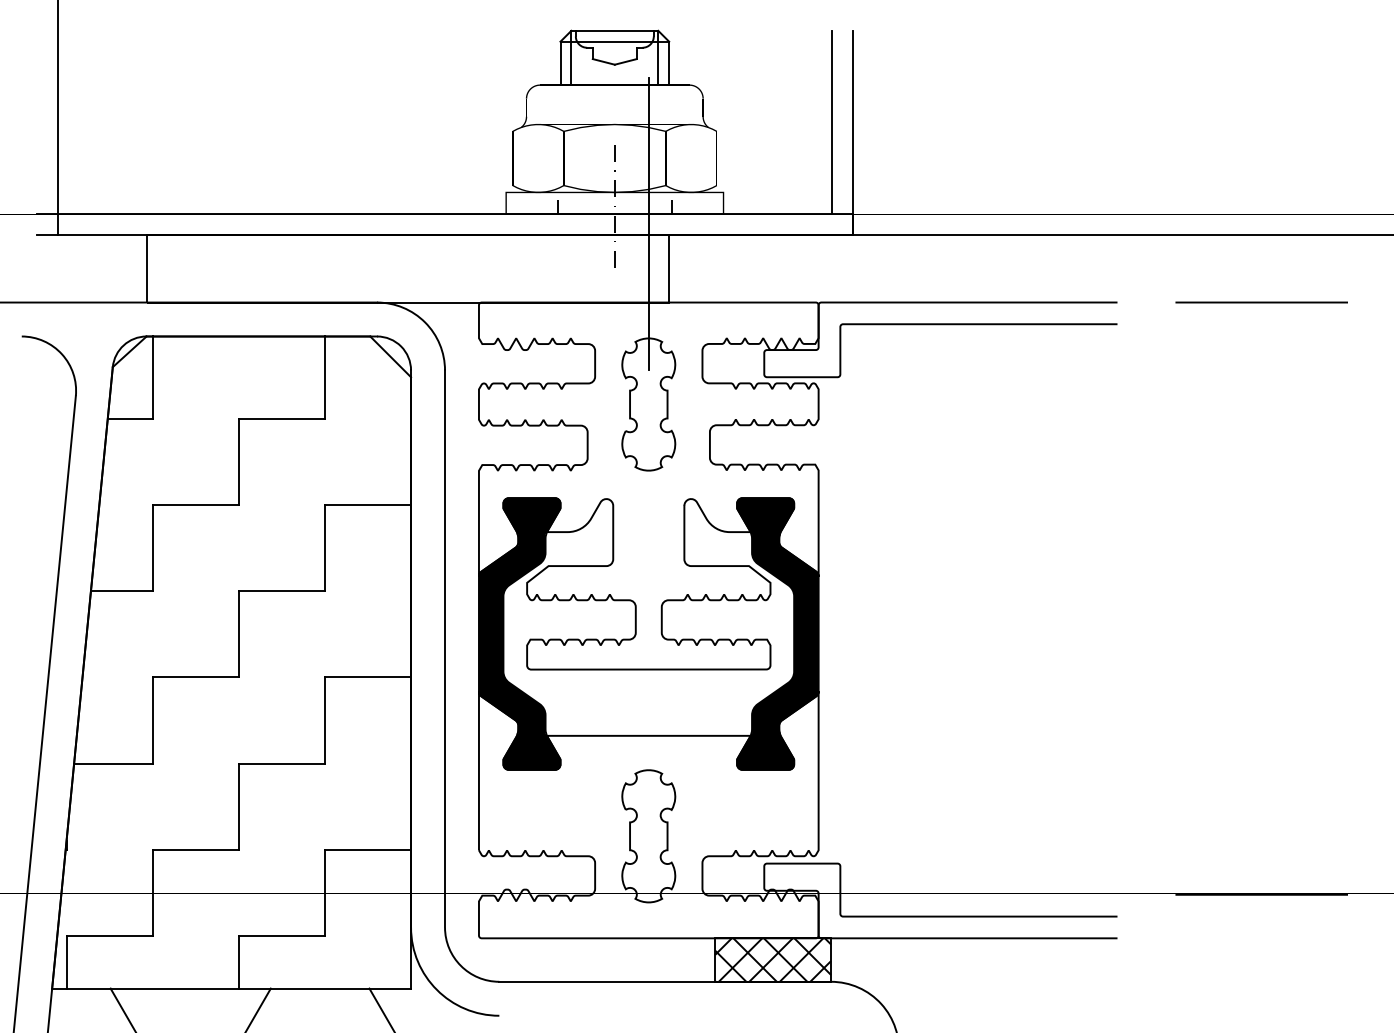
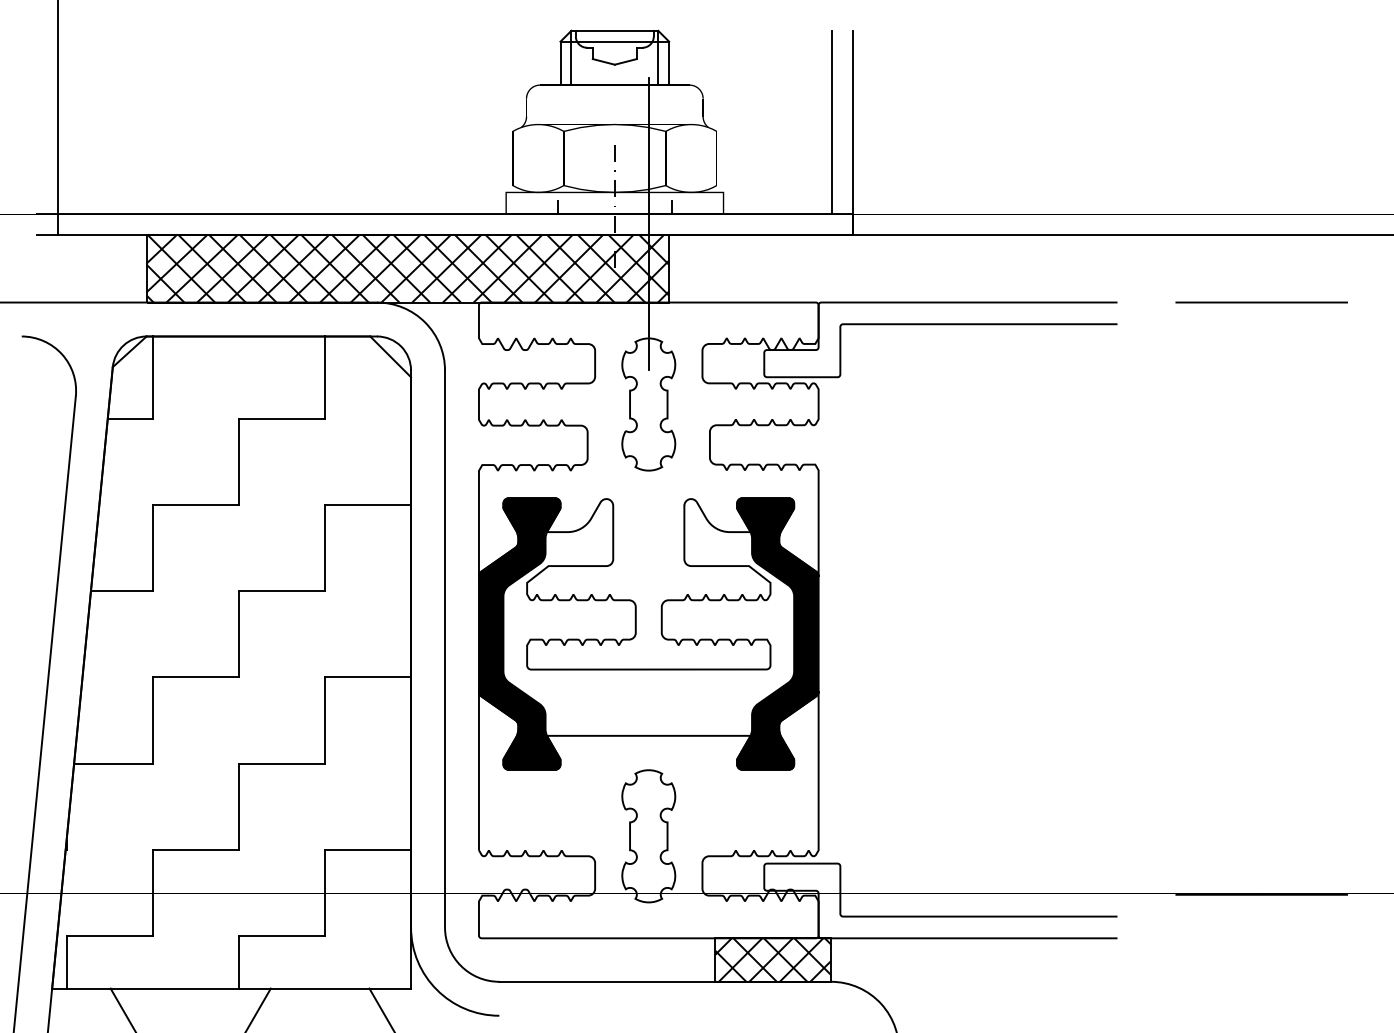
hatch: none -> present (407, 268)
